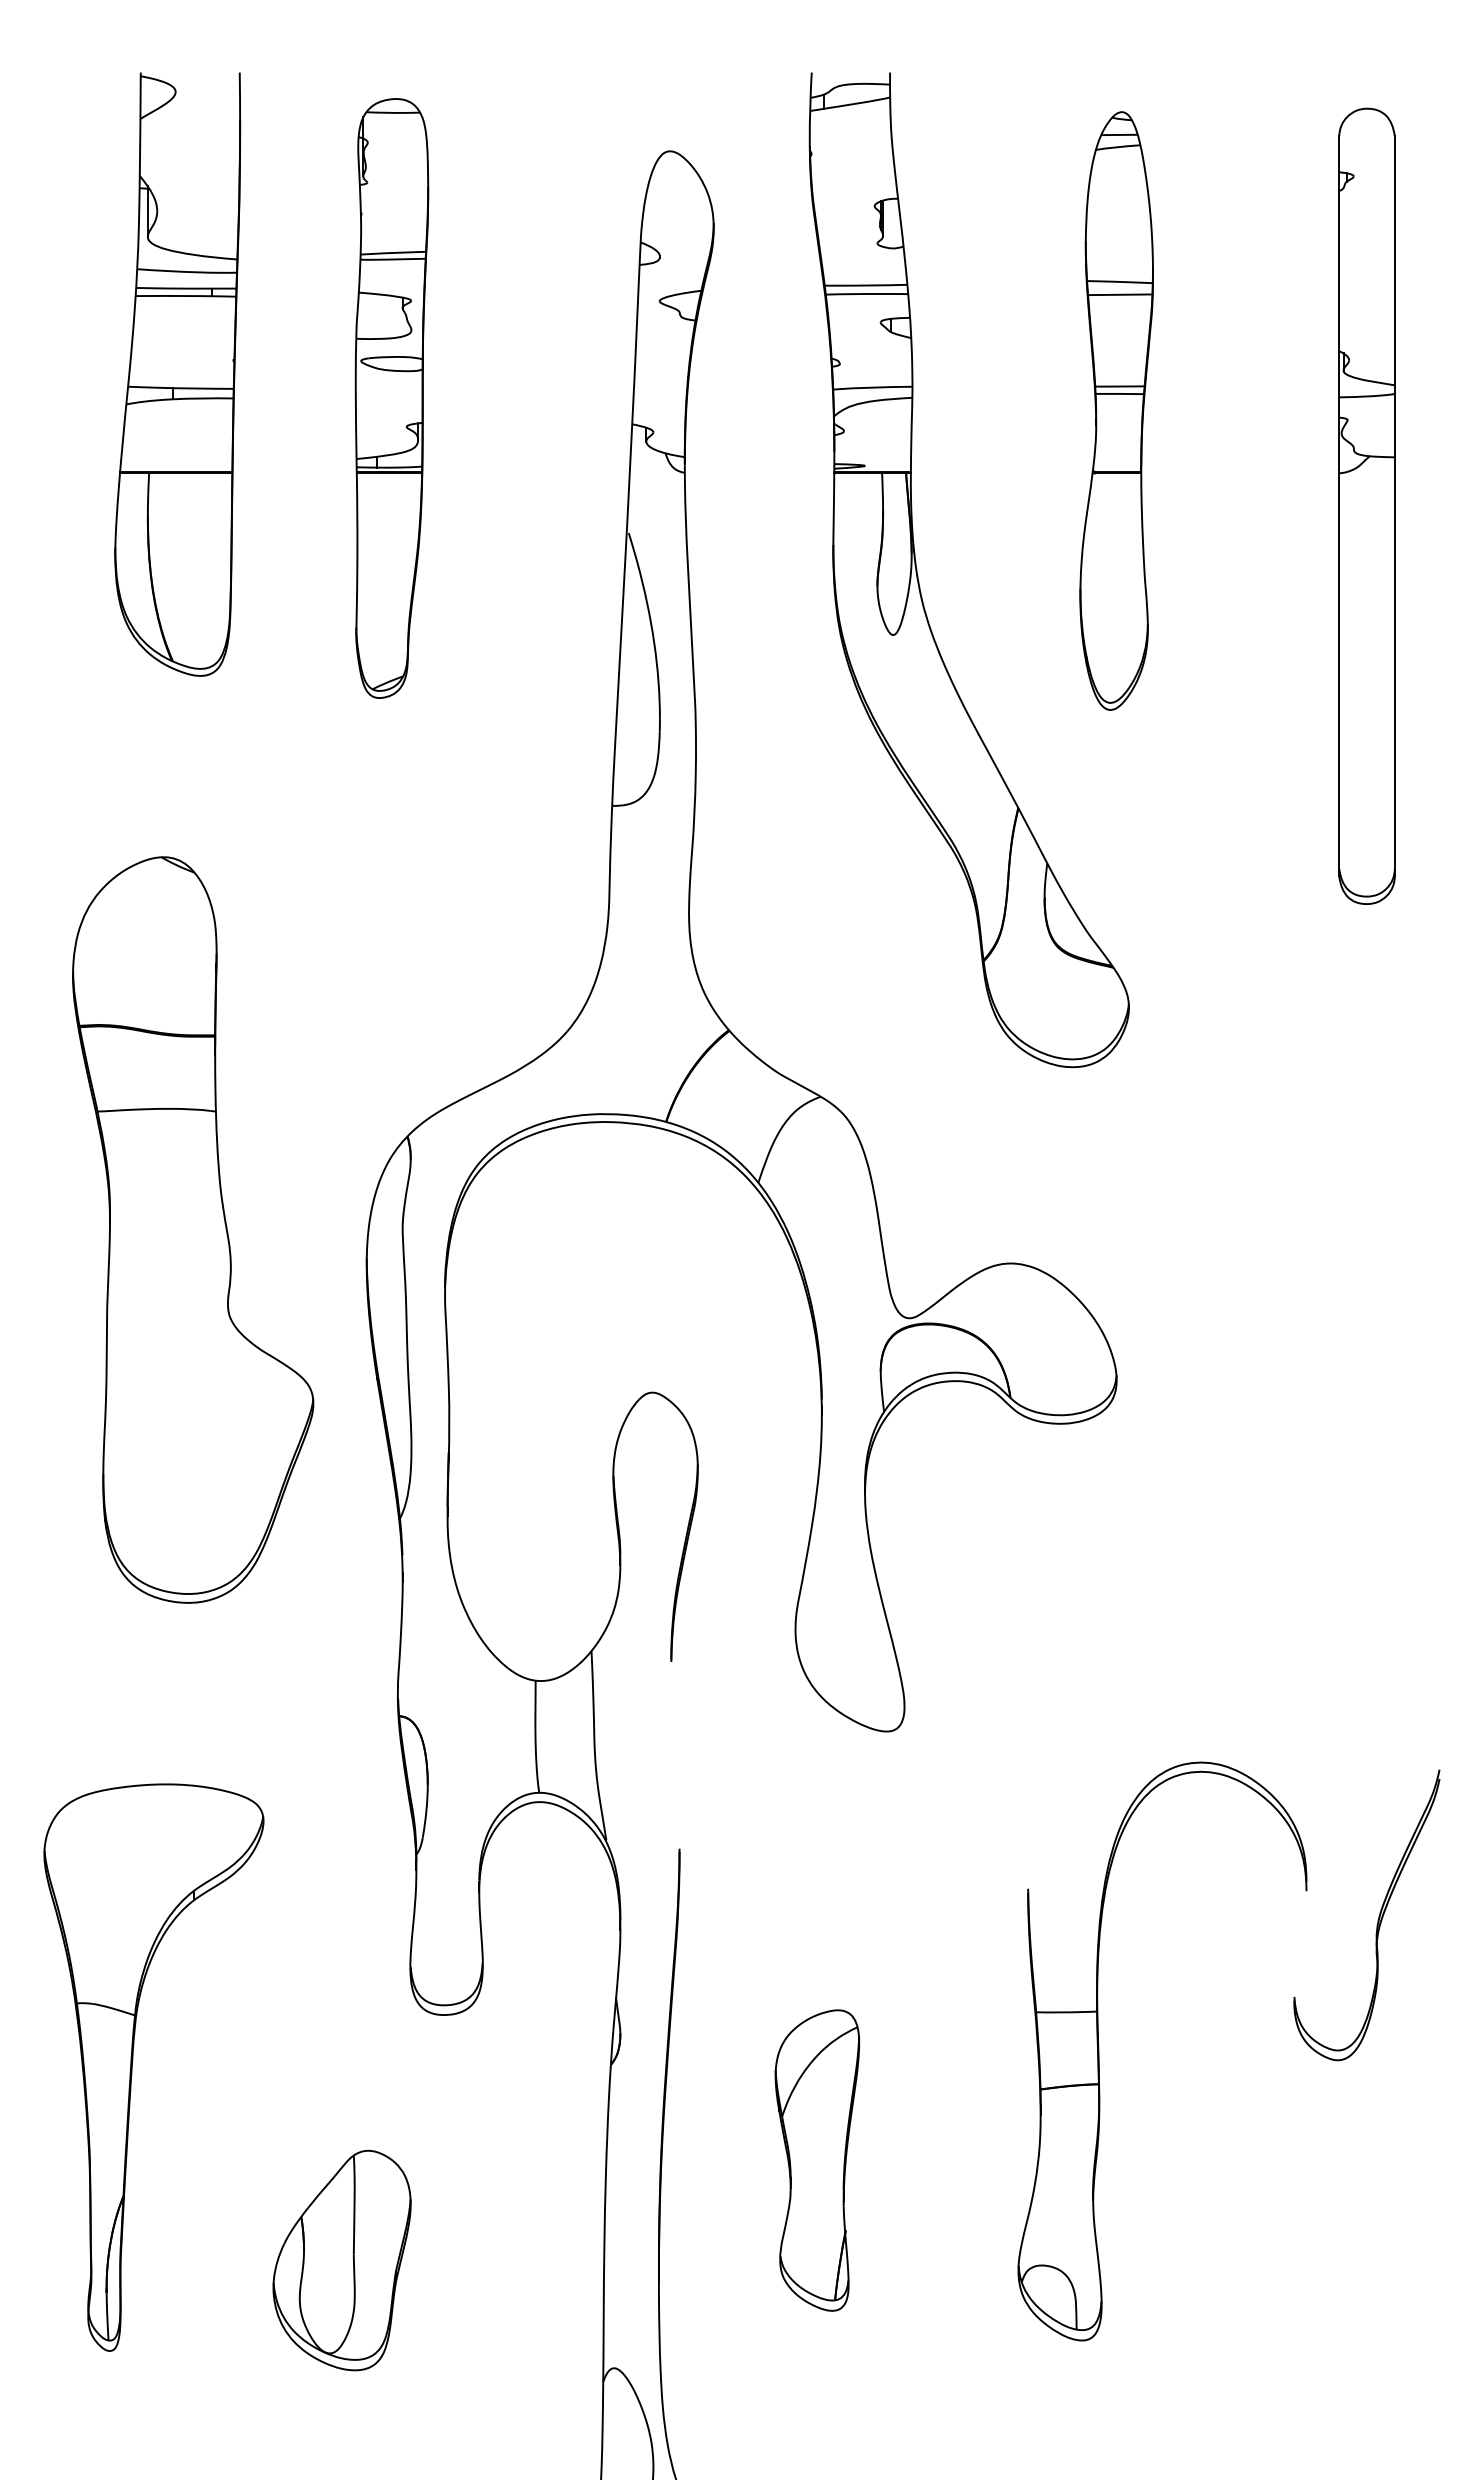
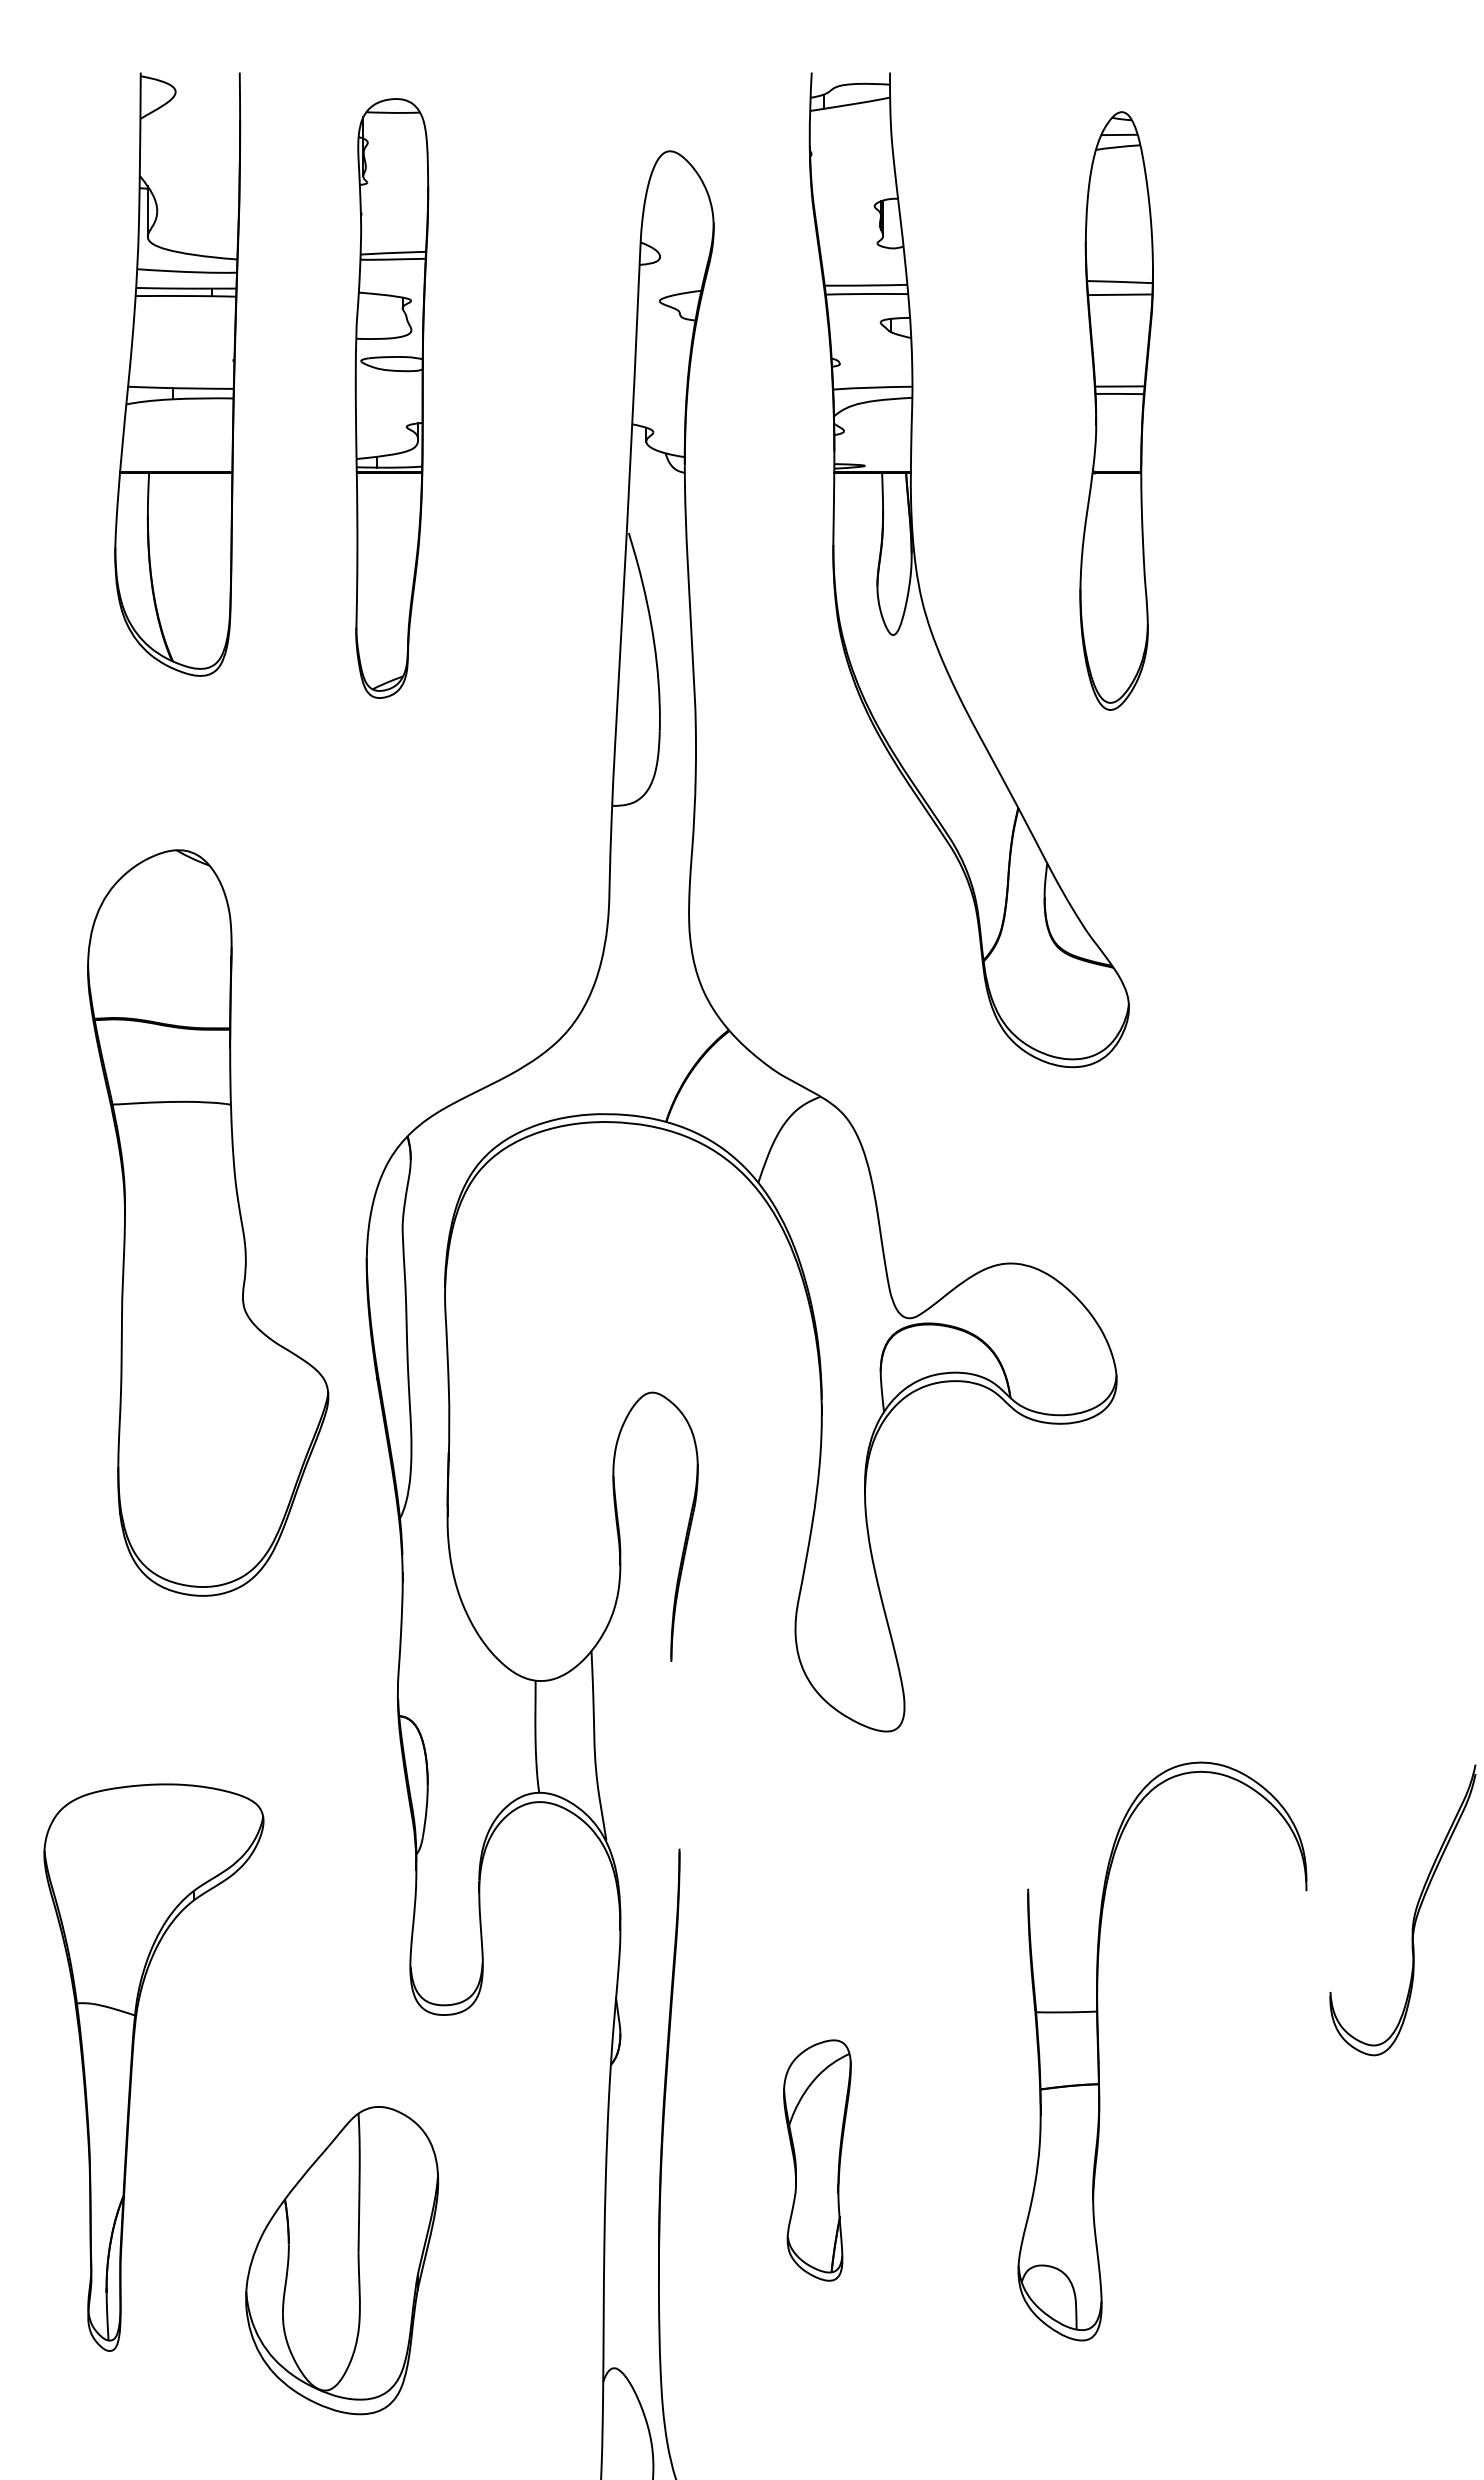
part: present -> none (1366, 505)
part position: (193, 1229) -> (208, 1222) (208, 1222)
part position: (1378, 1916) -> (1414, 1911) (1414, 1911)
part size: 87x303 px -> 69x243 px (817, 2160)
part size: 140x223 px -> 195x310 px (342, 2260)
